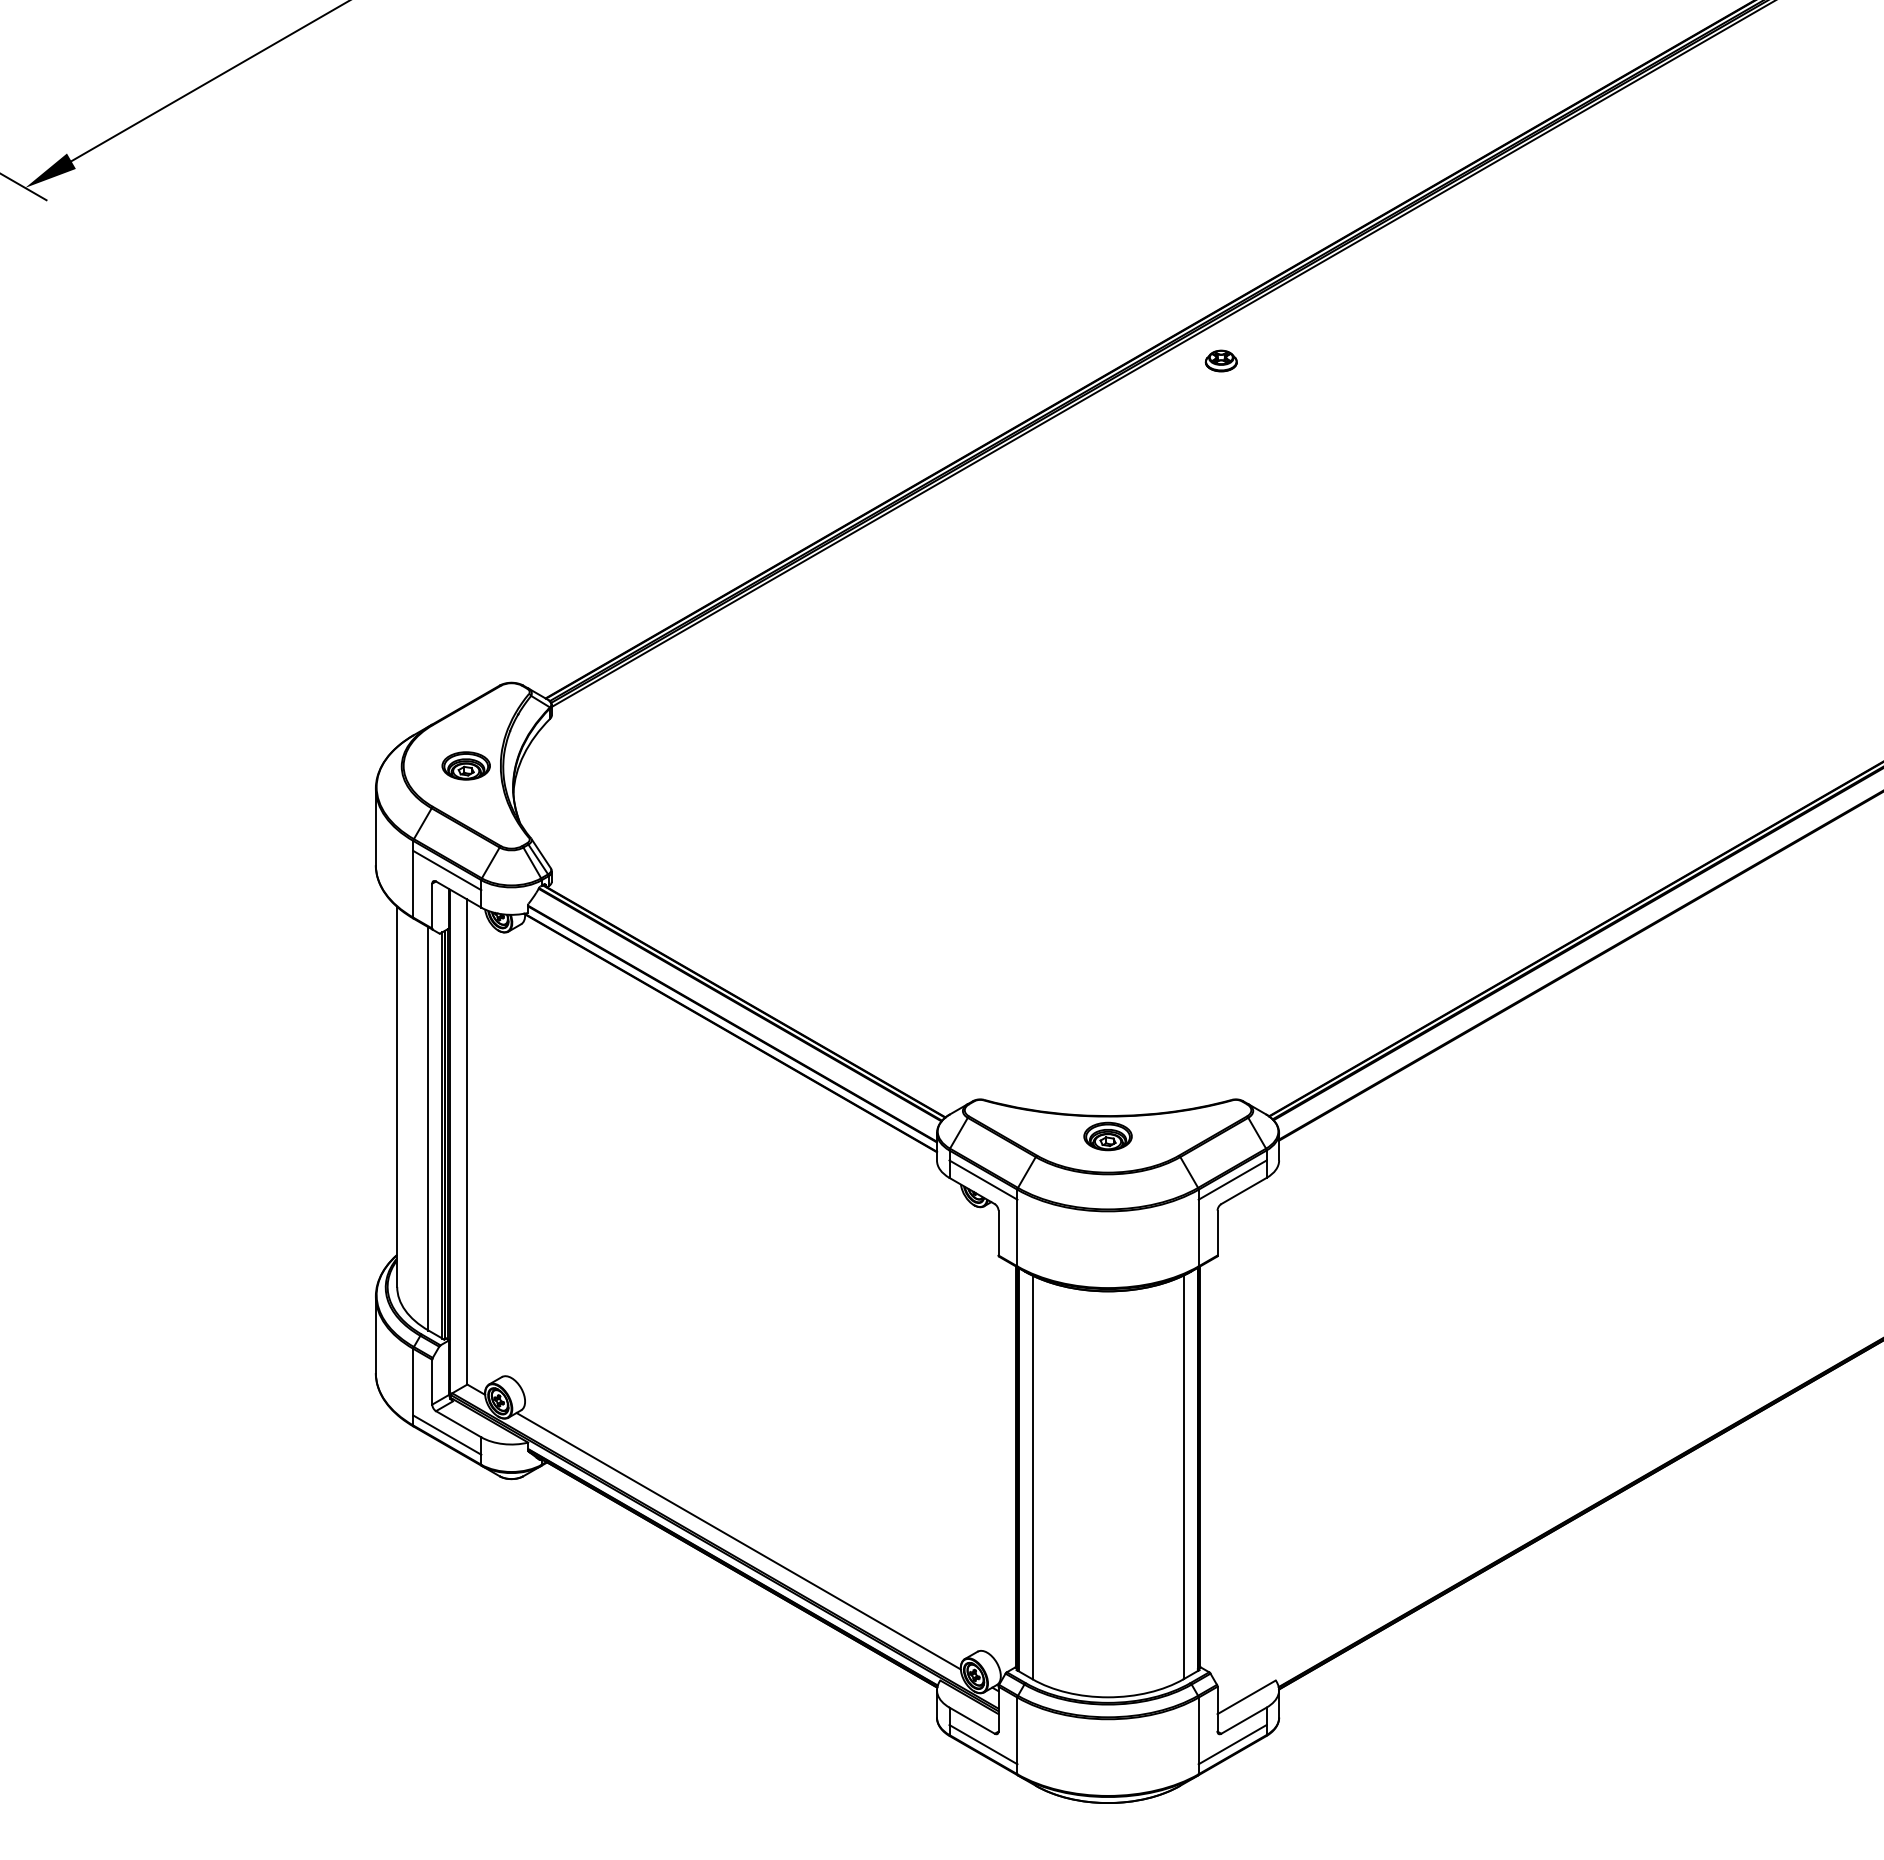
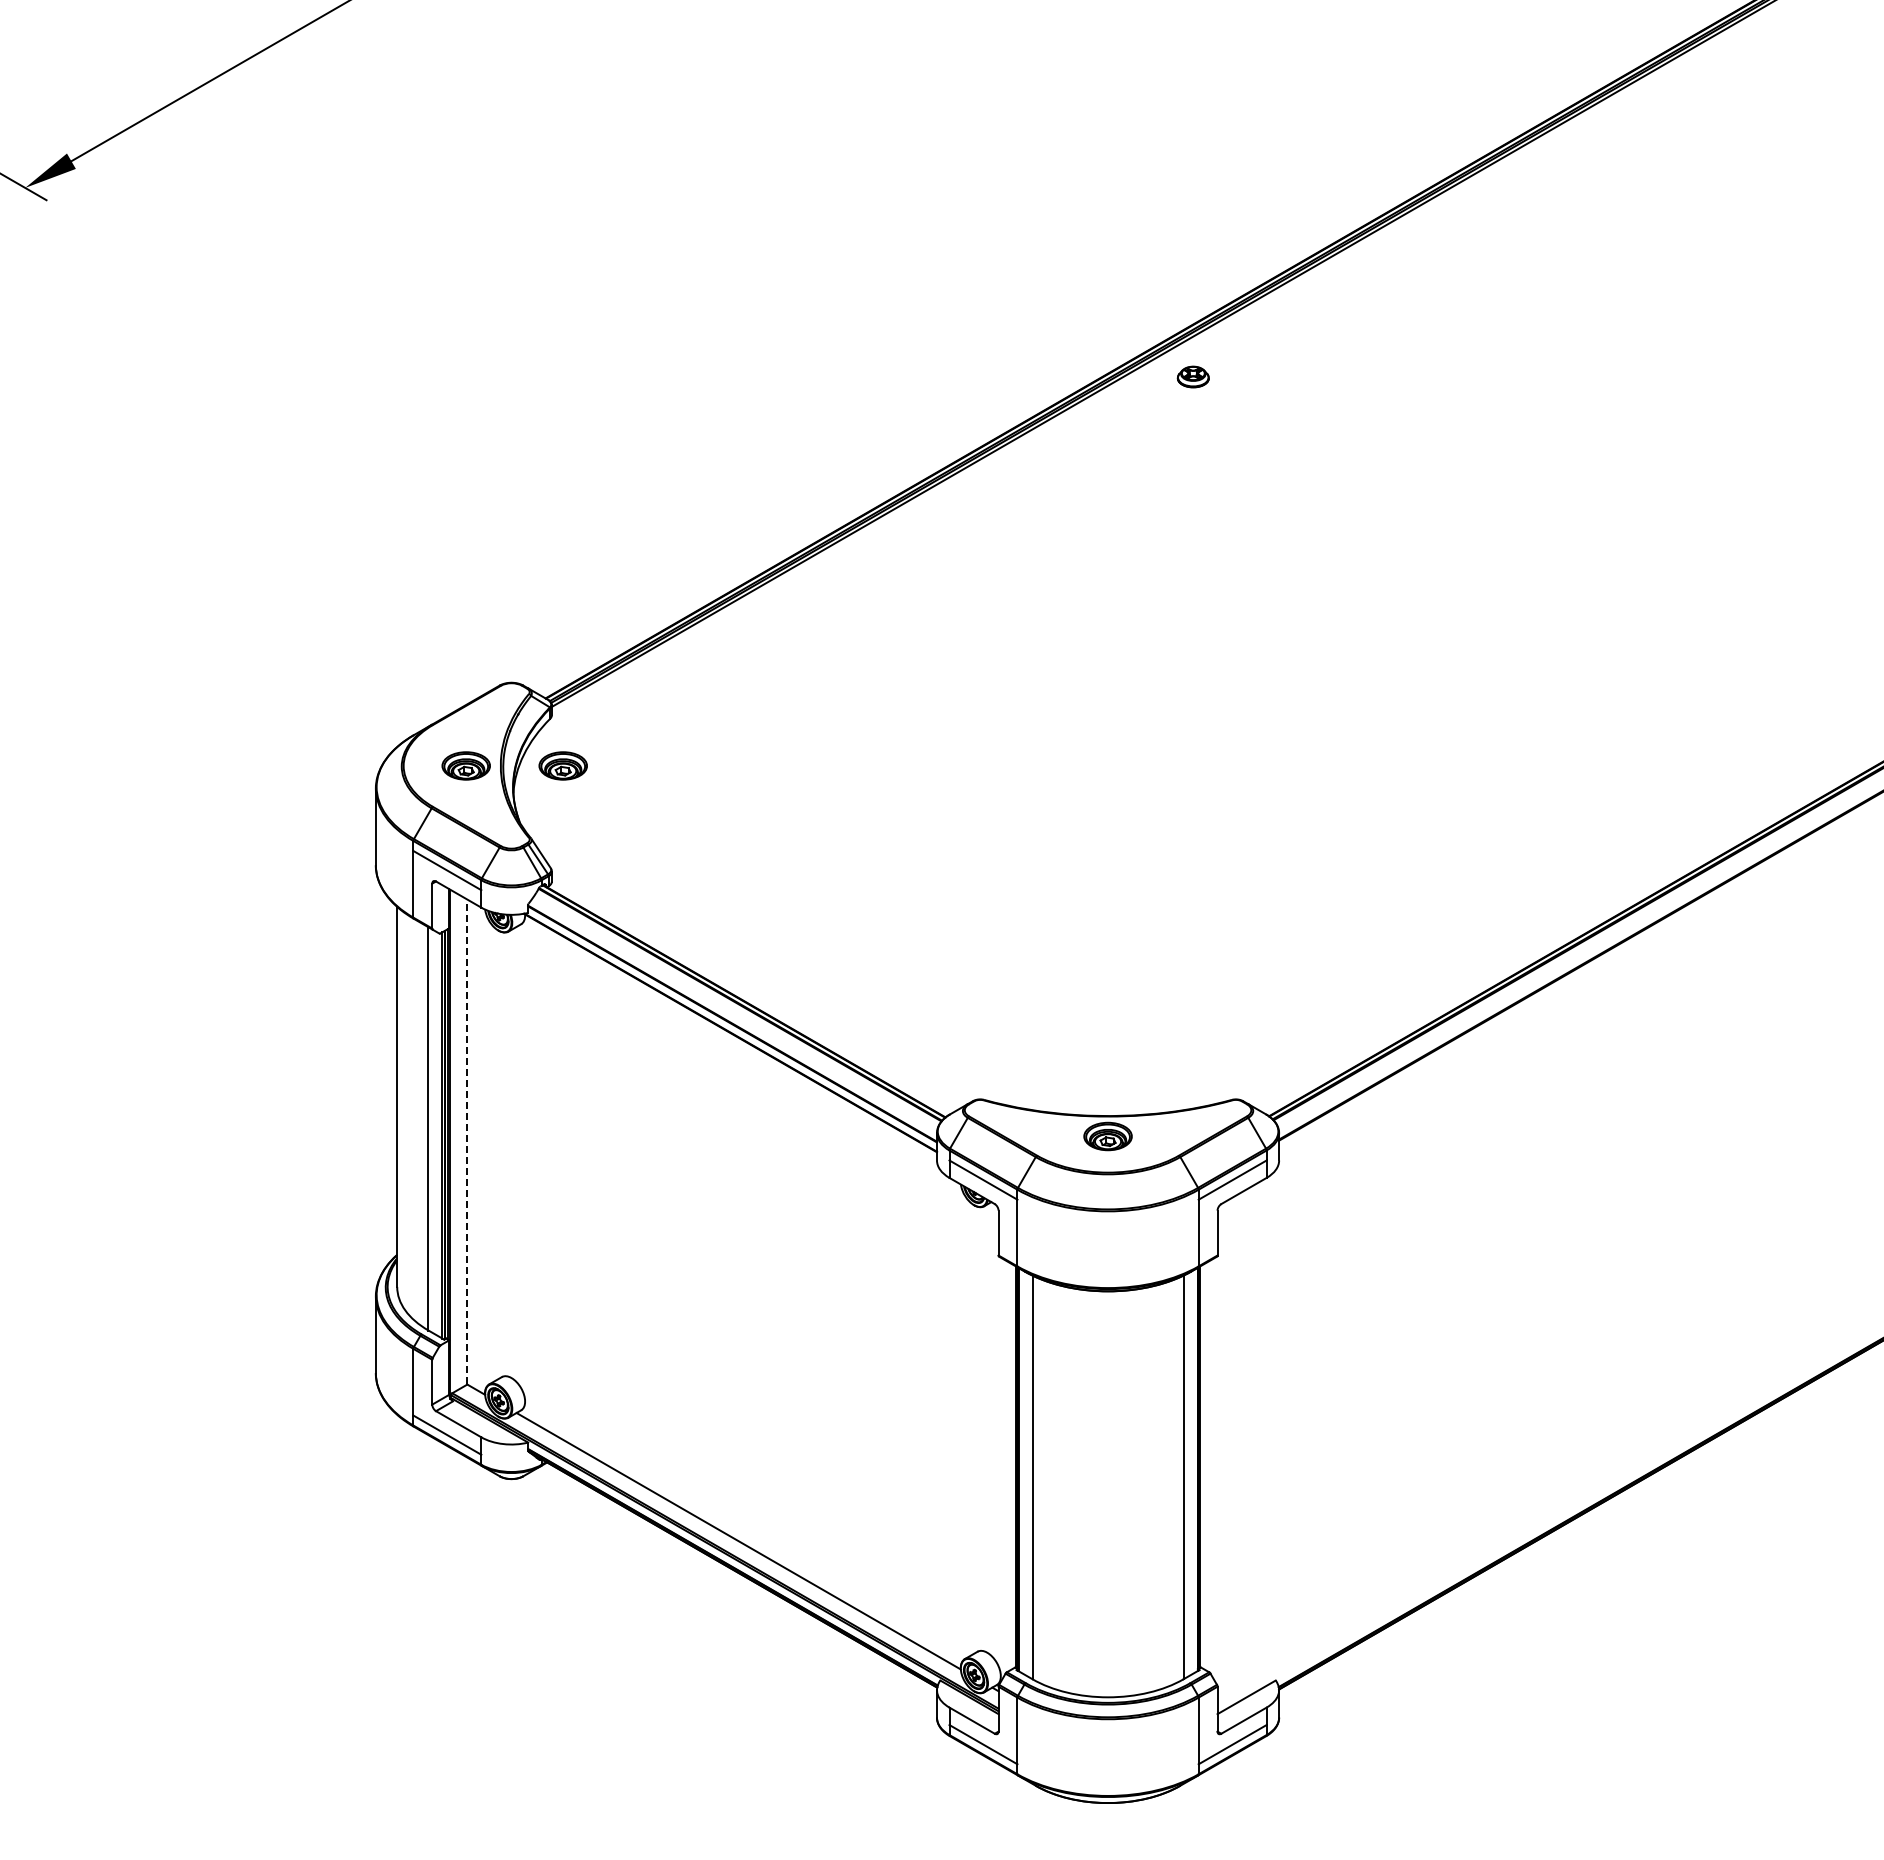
part position: (1220, 360) -> (1192, 376) (1192, 376)
part: none -> present (562, 765)
line: solid -> dashed (467, 1141)
